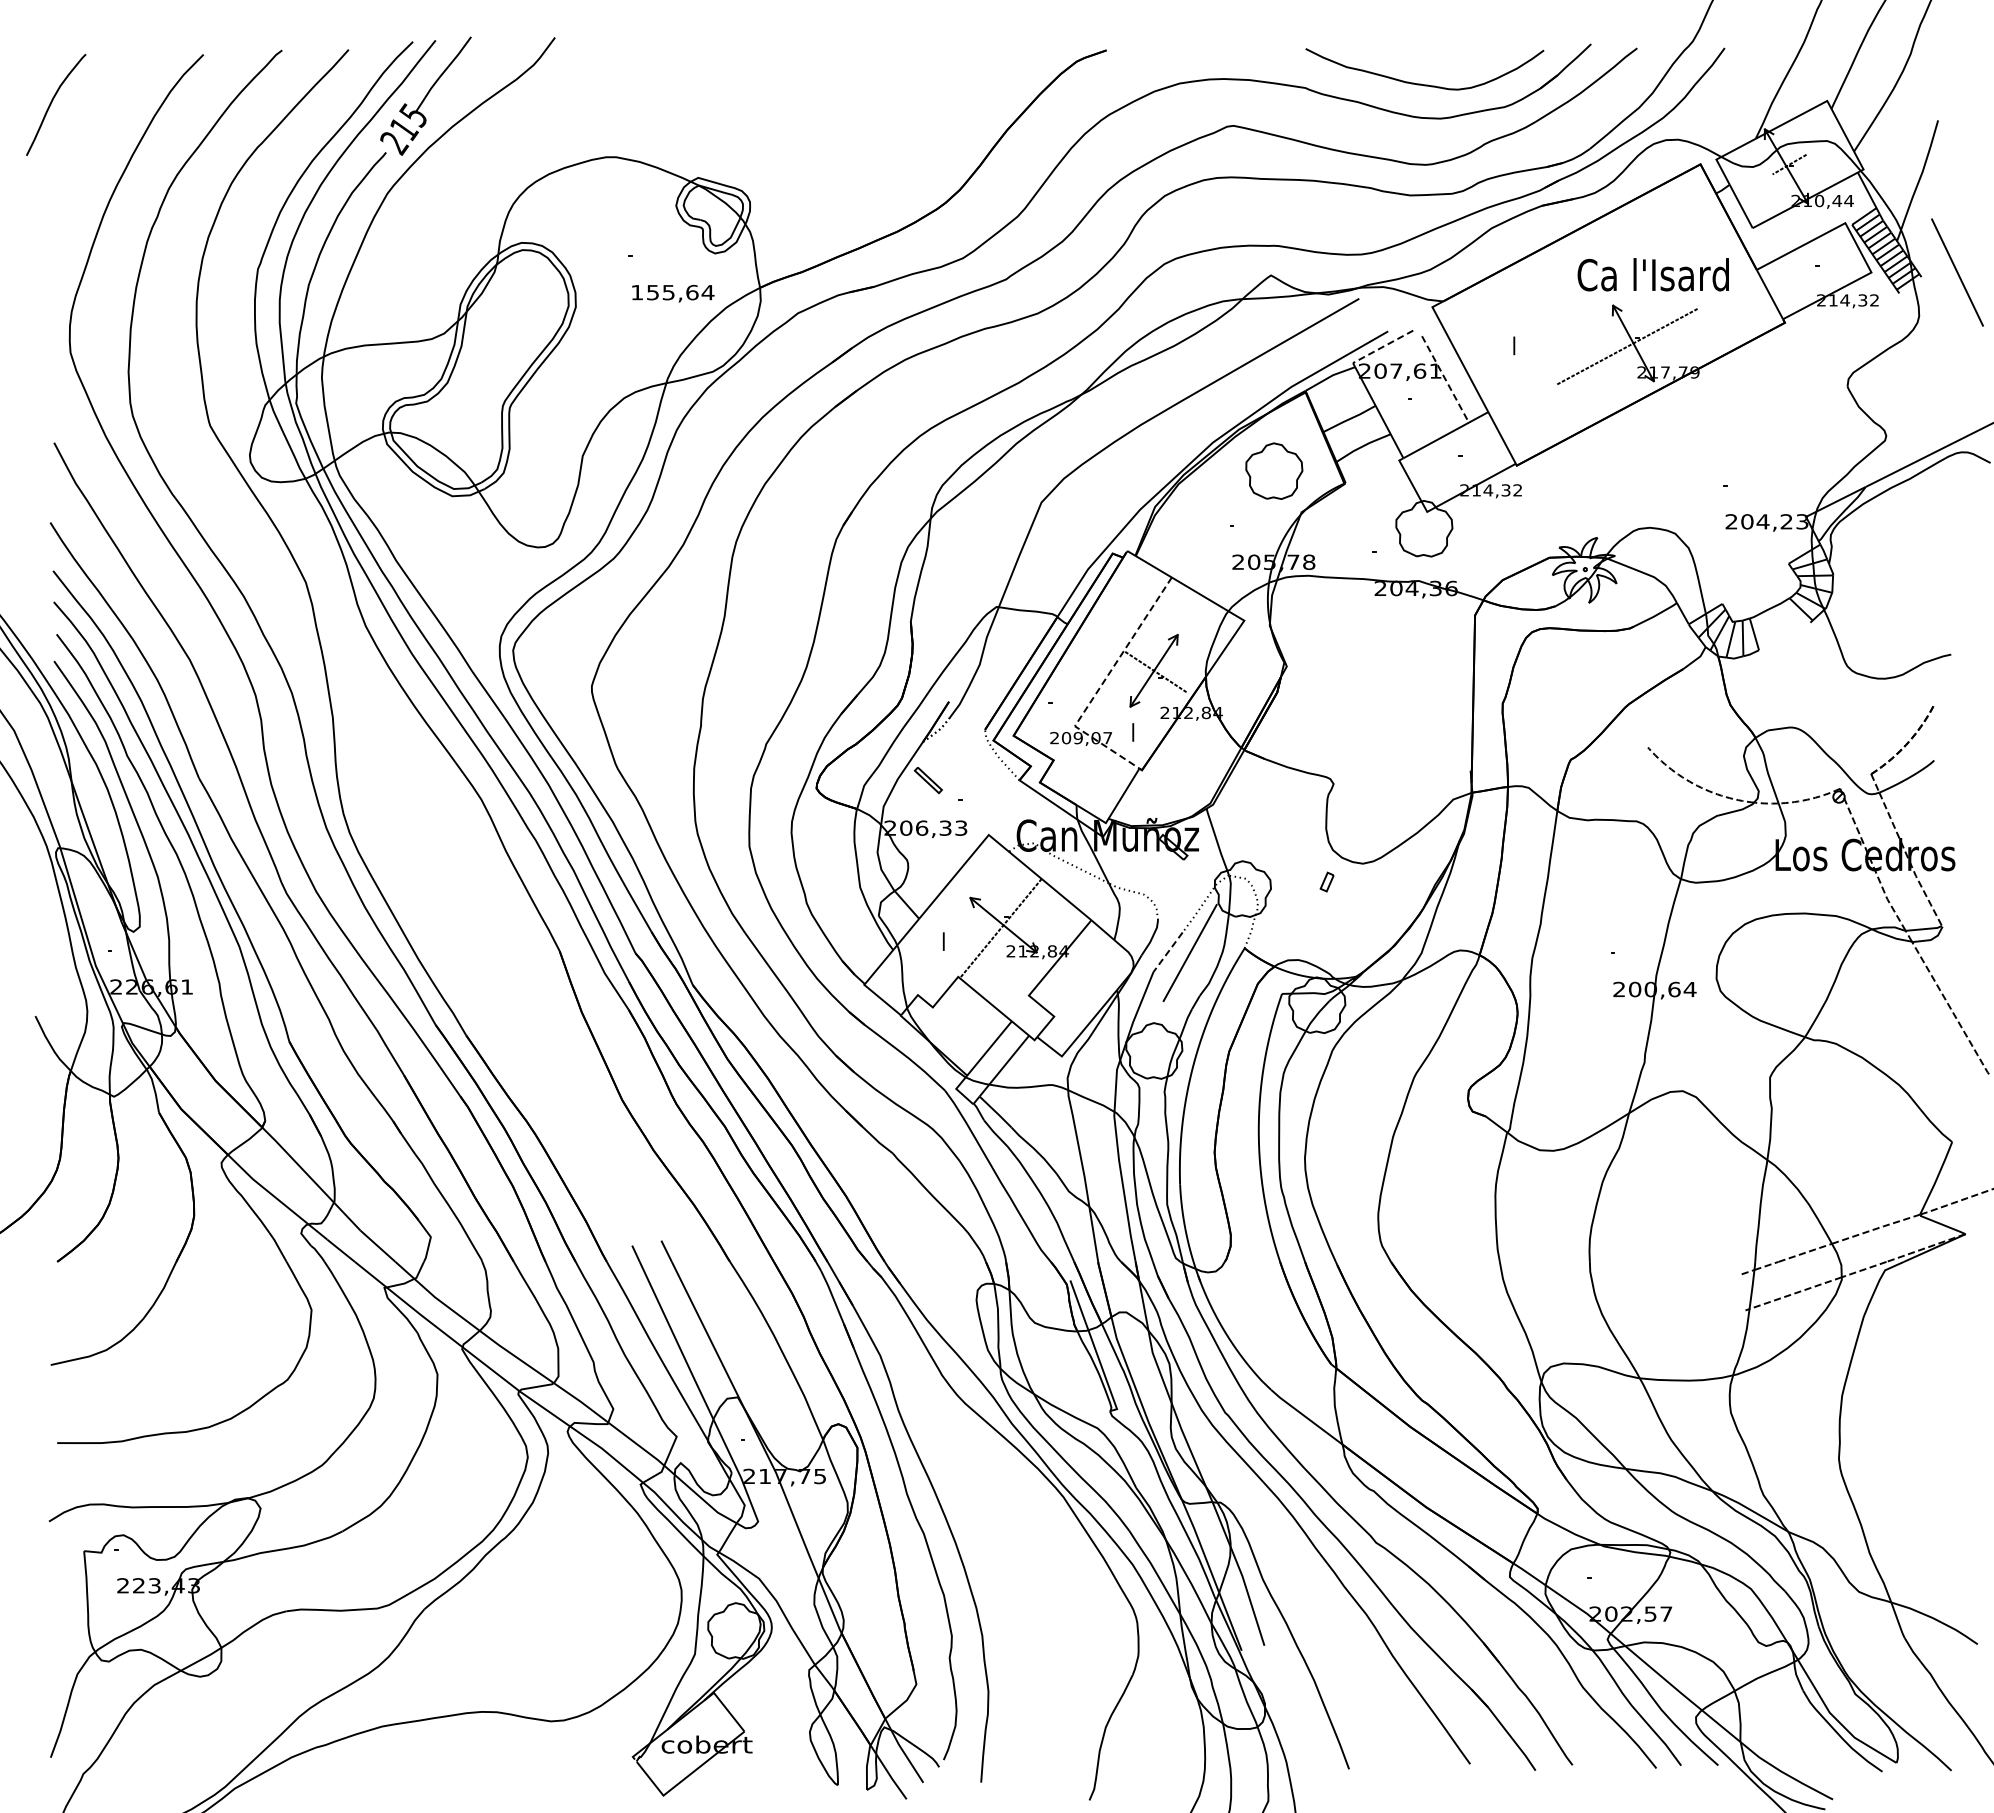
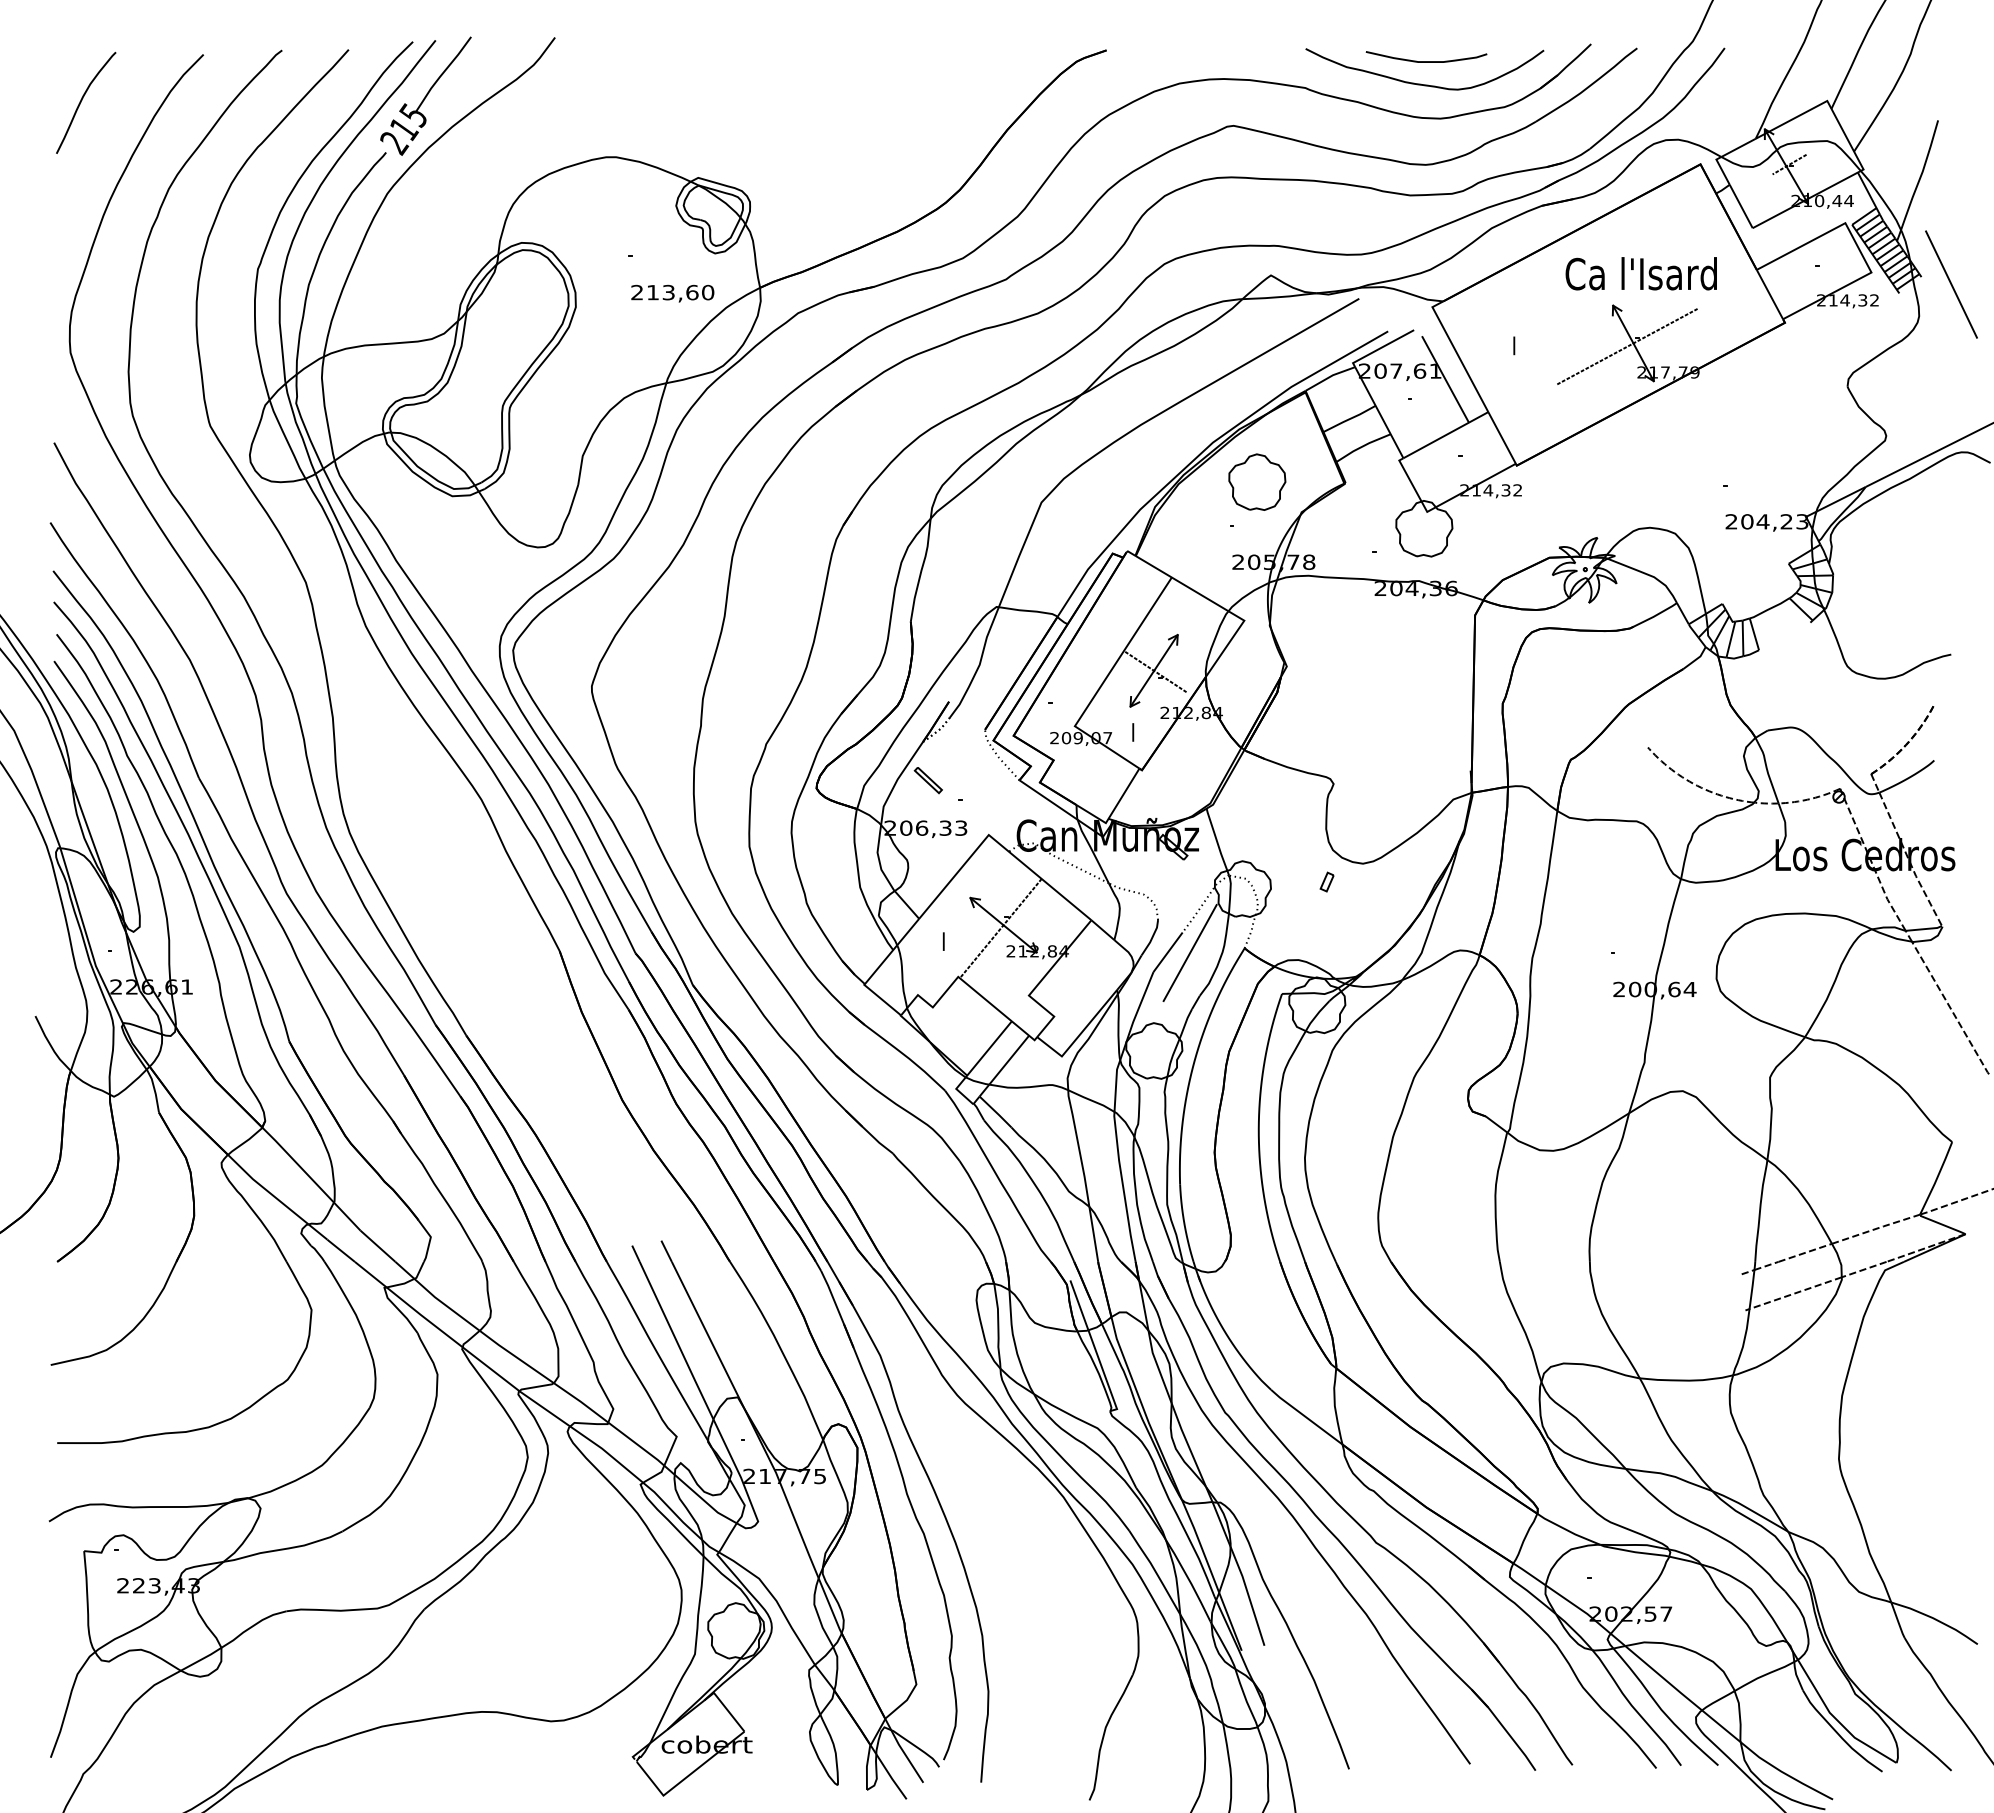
curve: none -> present (1426, 61)
curve position: (52, 102) -> (82, 100) (82, 100)
line position: (1957, 272) -> (1951, 284) (1951, 284)
text position: (1652, 274) -> (1640, 273) (1640, 273)
text: 155,64 -> 213,60 (672, 292)
line: dashed -> solid (1380, 348)
line: dashed -> solid (1445, 379)
part position: (1274, 470) -> (1257, 481) (1257, 481)
line: dashed -> solid (1101, 685)
line: dashed -> solid (1168, 952)
